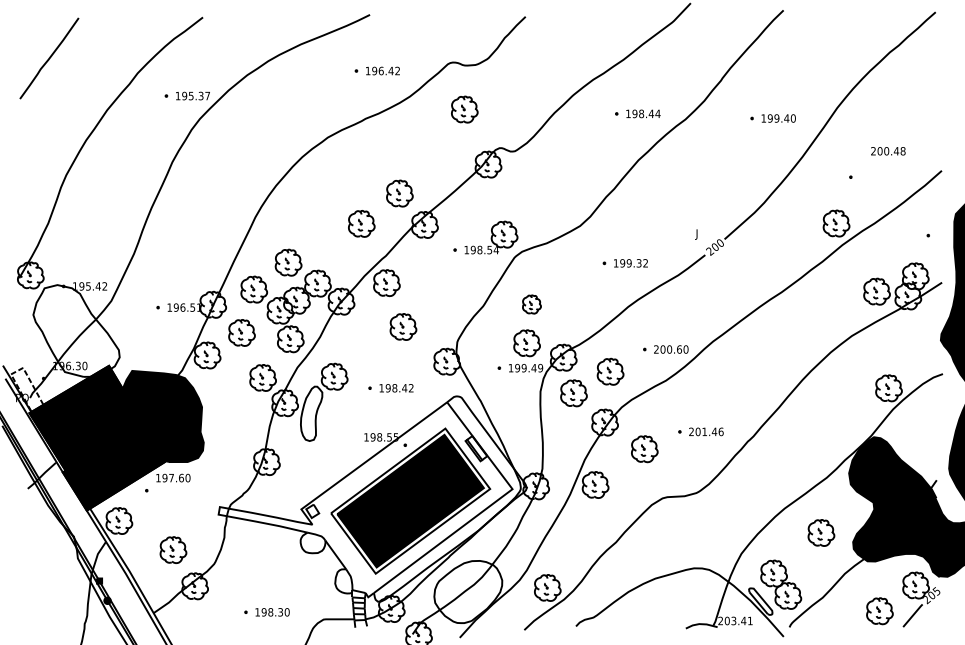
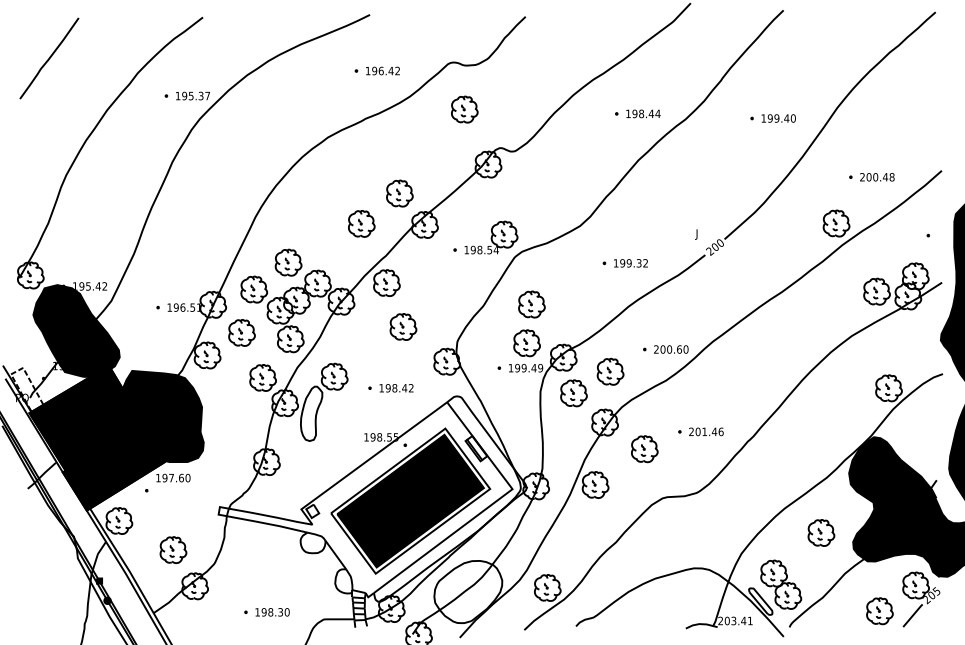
text position: (888, 151) -> (877, 177) (877, 177)
part size: 20x21 px -> 28x29 px (531, 304)
fill: none -> present (76, 330)
